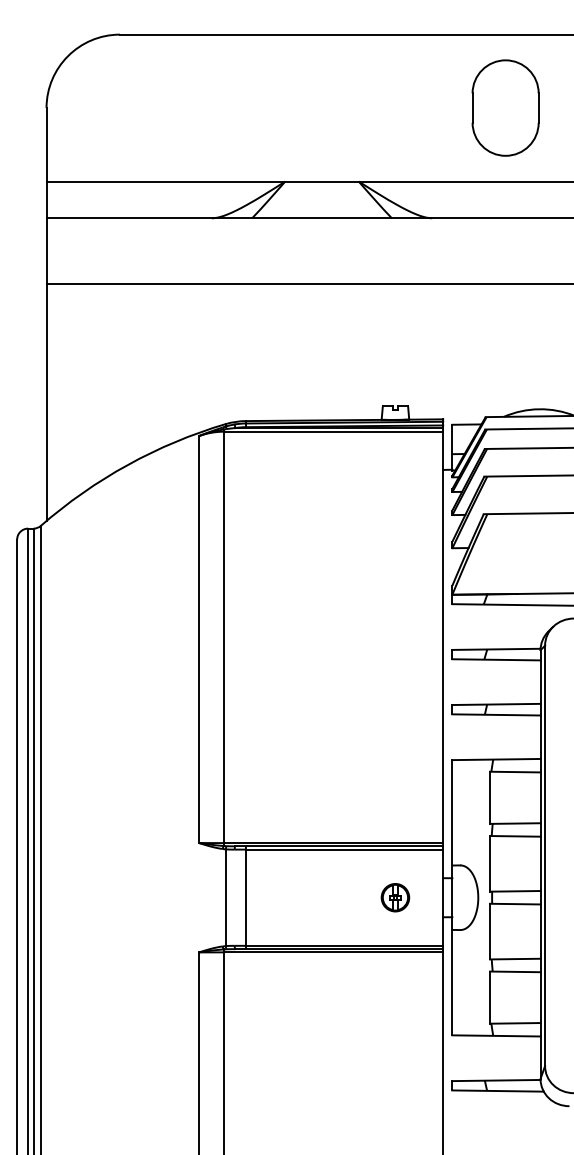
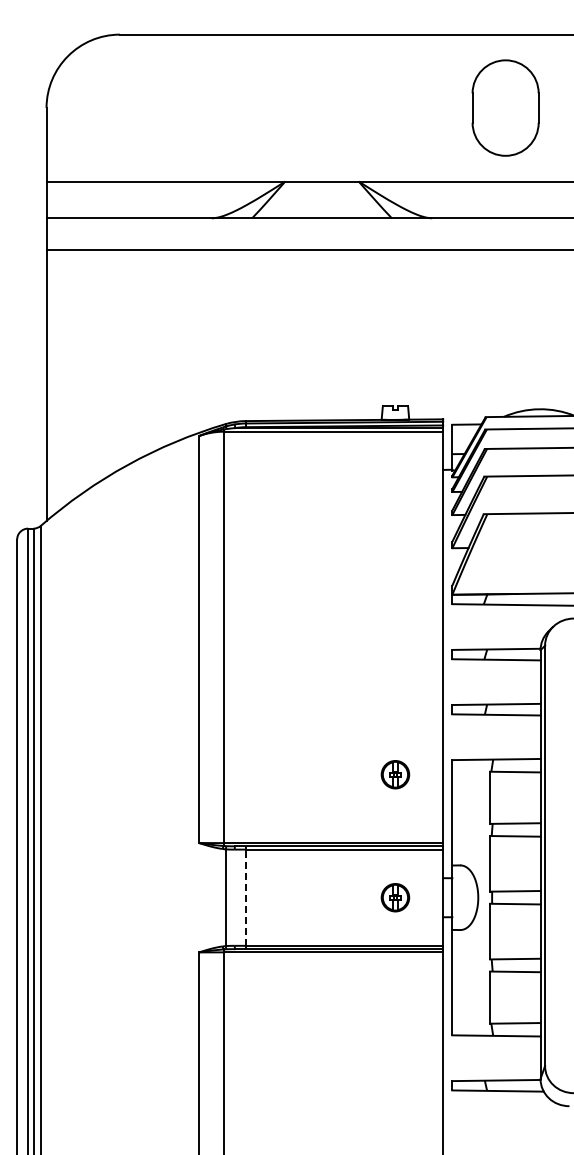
line position: (308, 284) -> (308, 250) (308, 250)
part: none -> present (395, 774)
line: solid -> dashed (245, 897)
